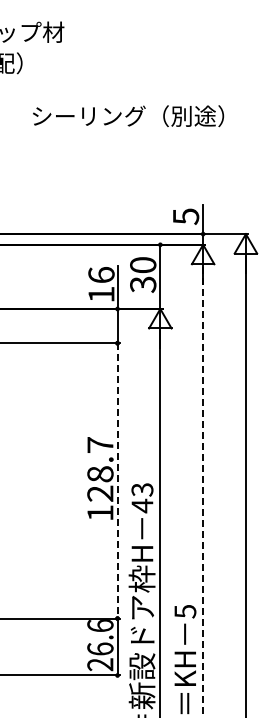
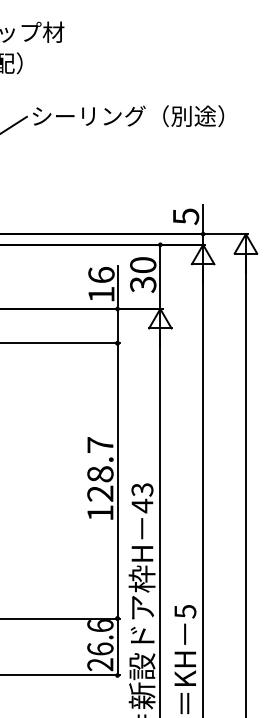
line: none -> present (14, 124)
line: dashed -> solid (117, 480)
line: dashed -> solid (203, 493)
